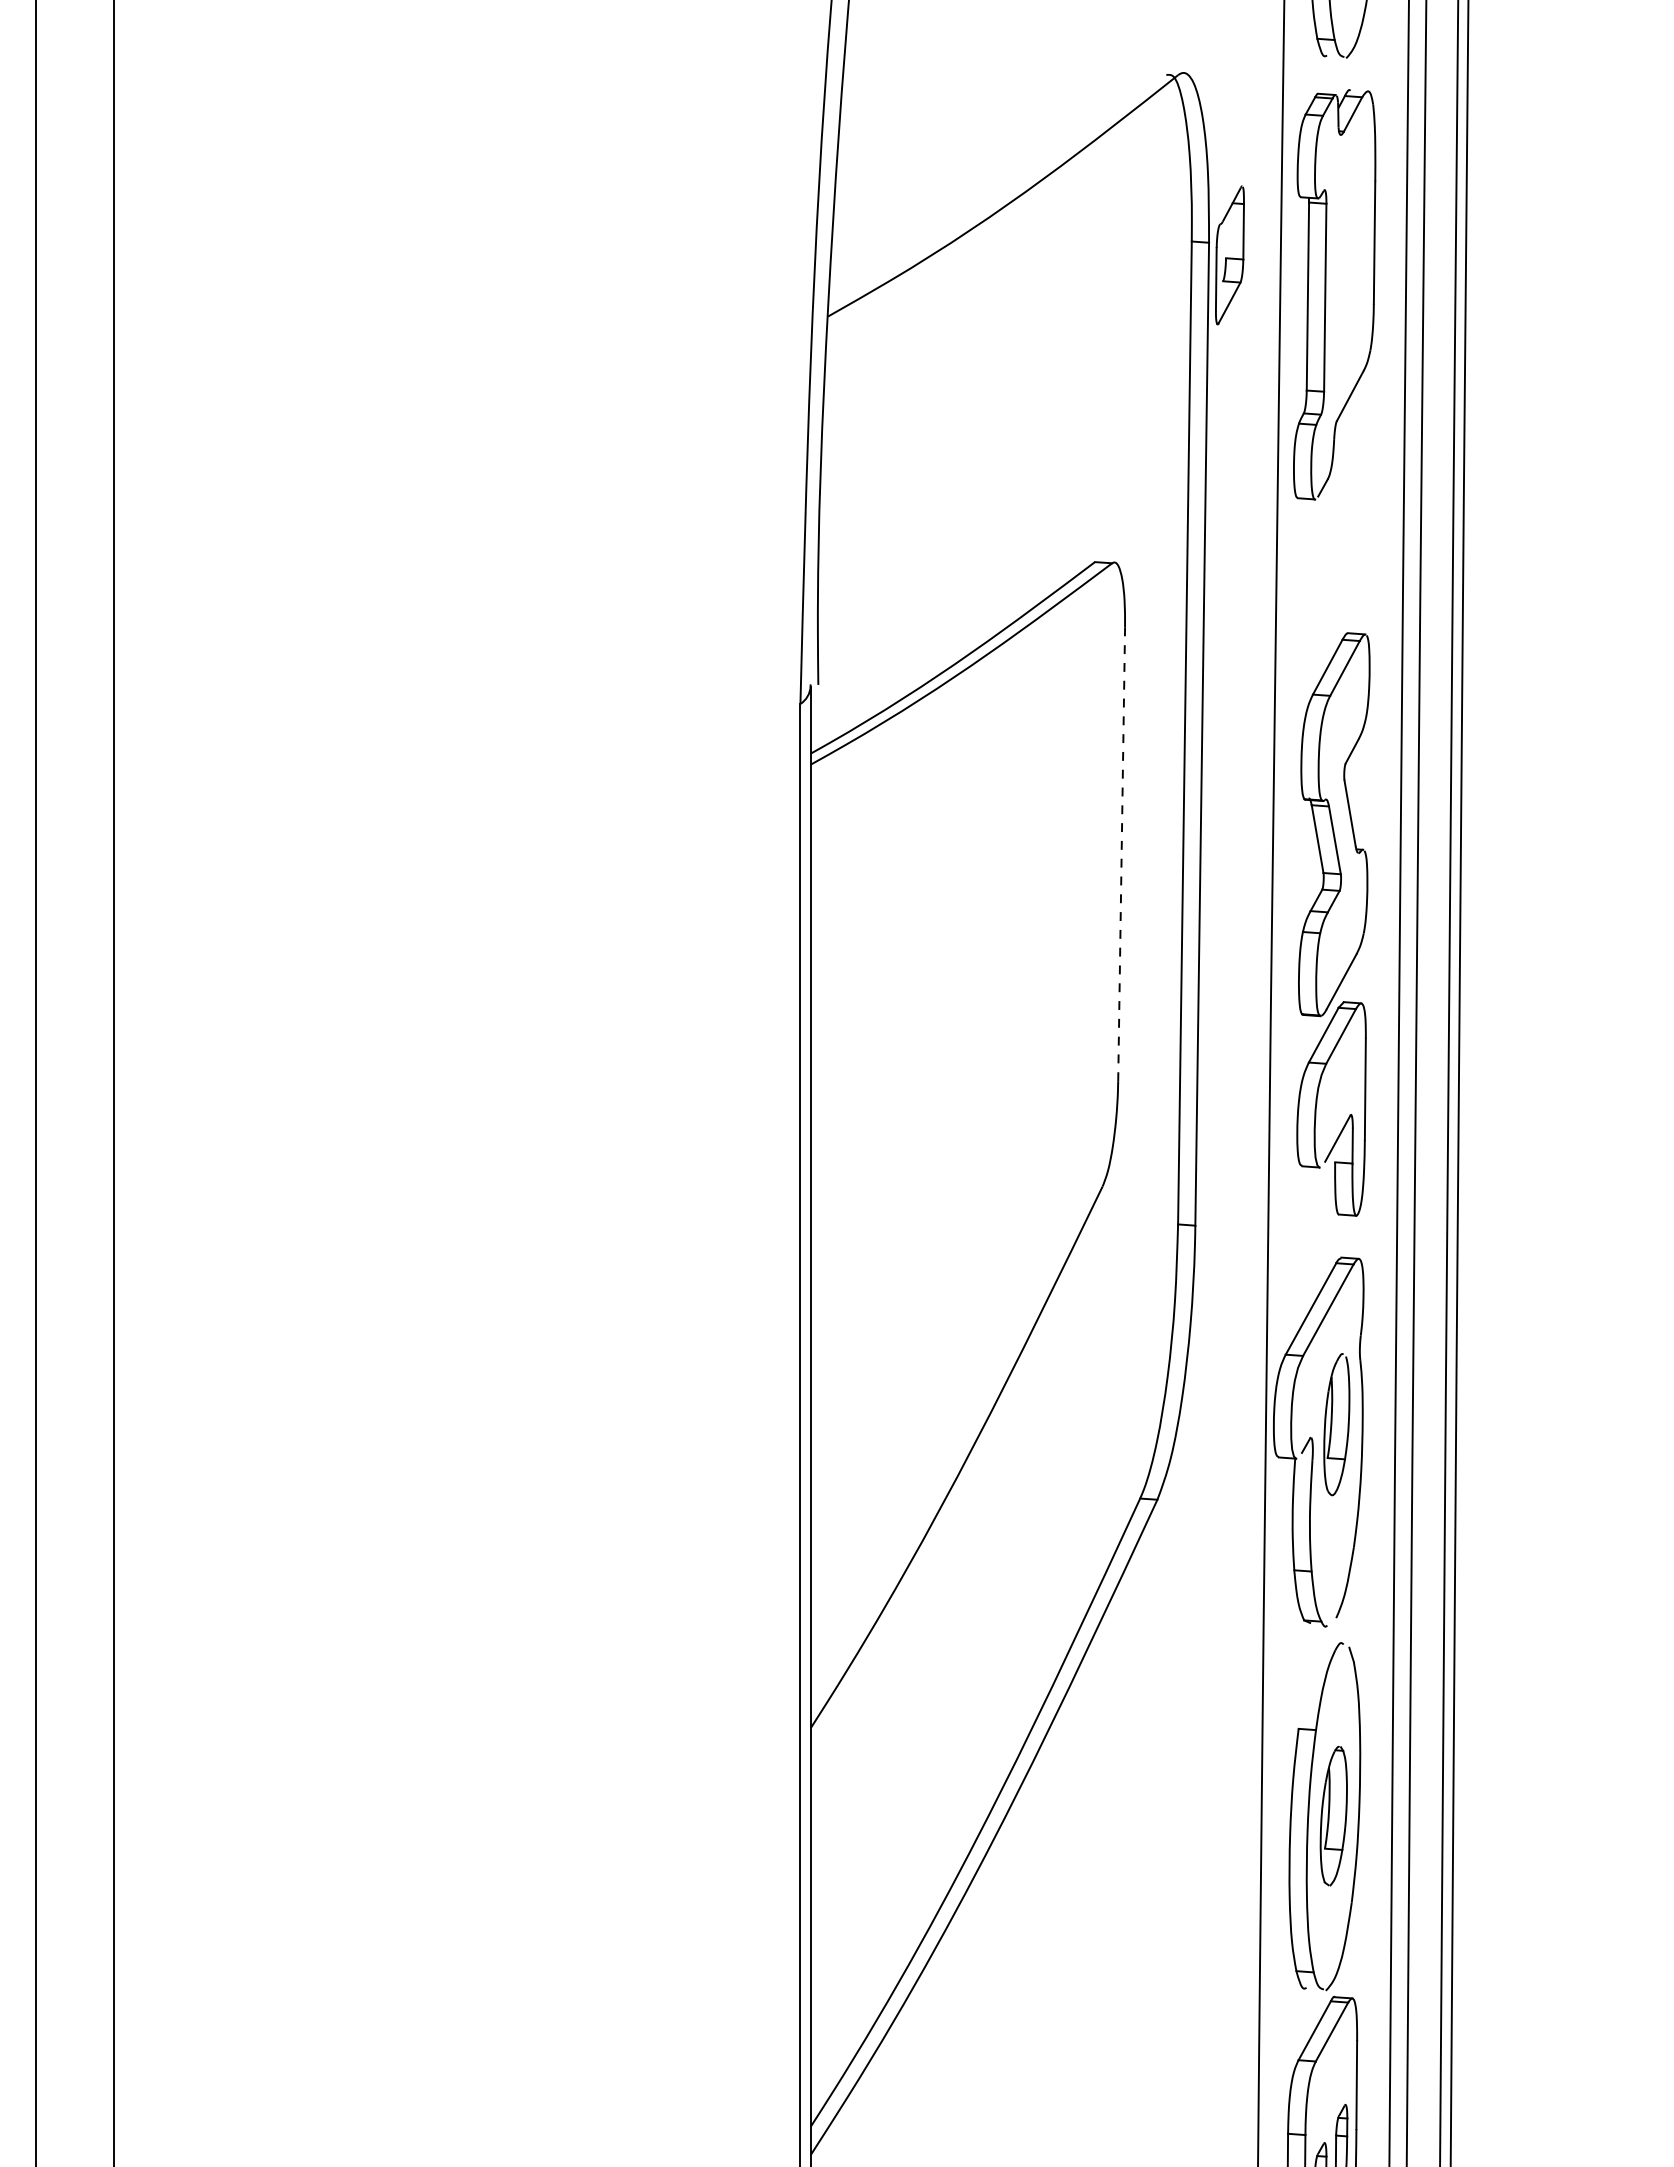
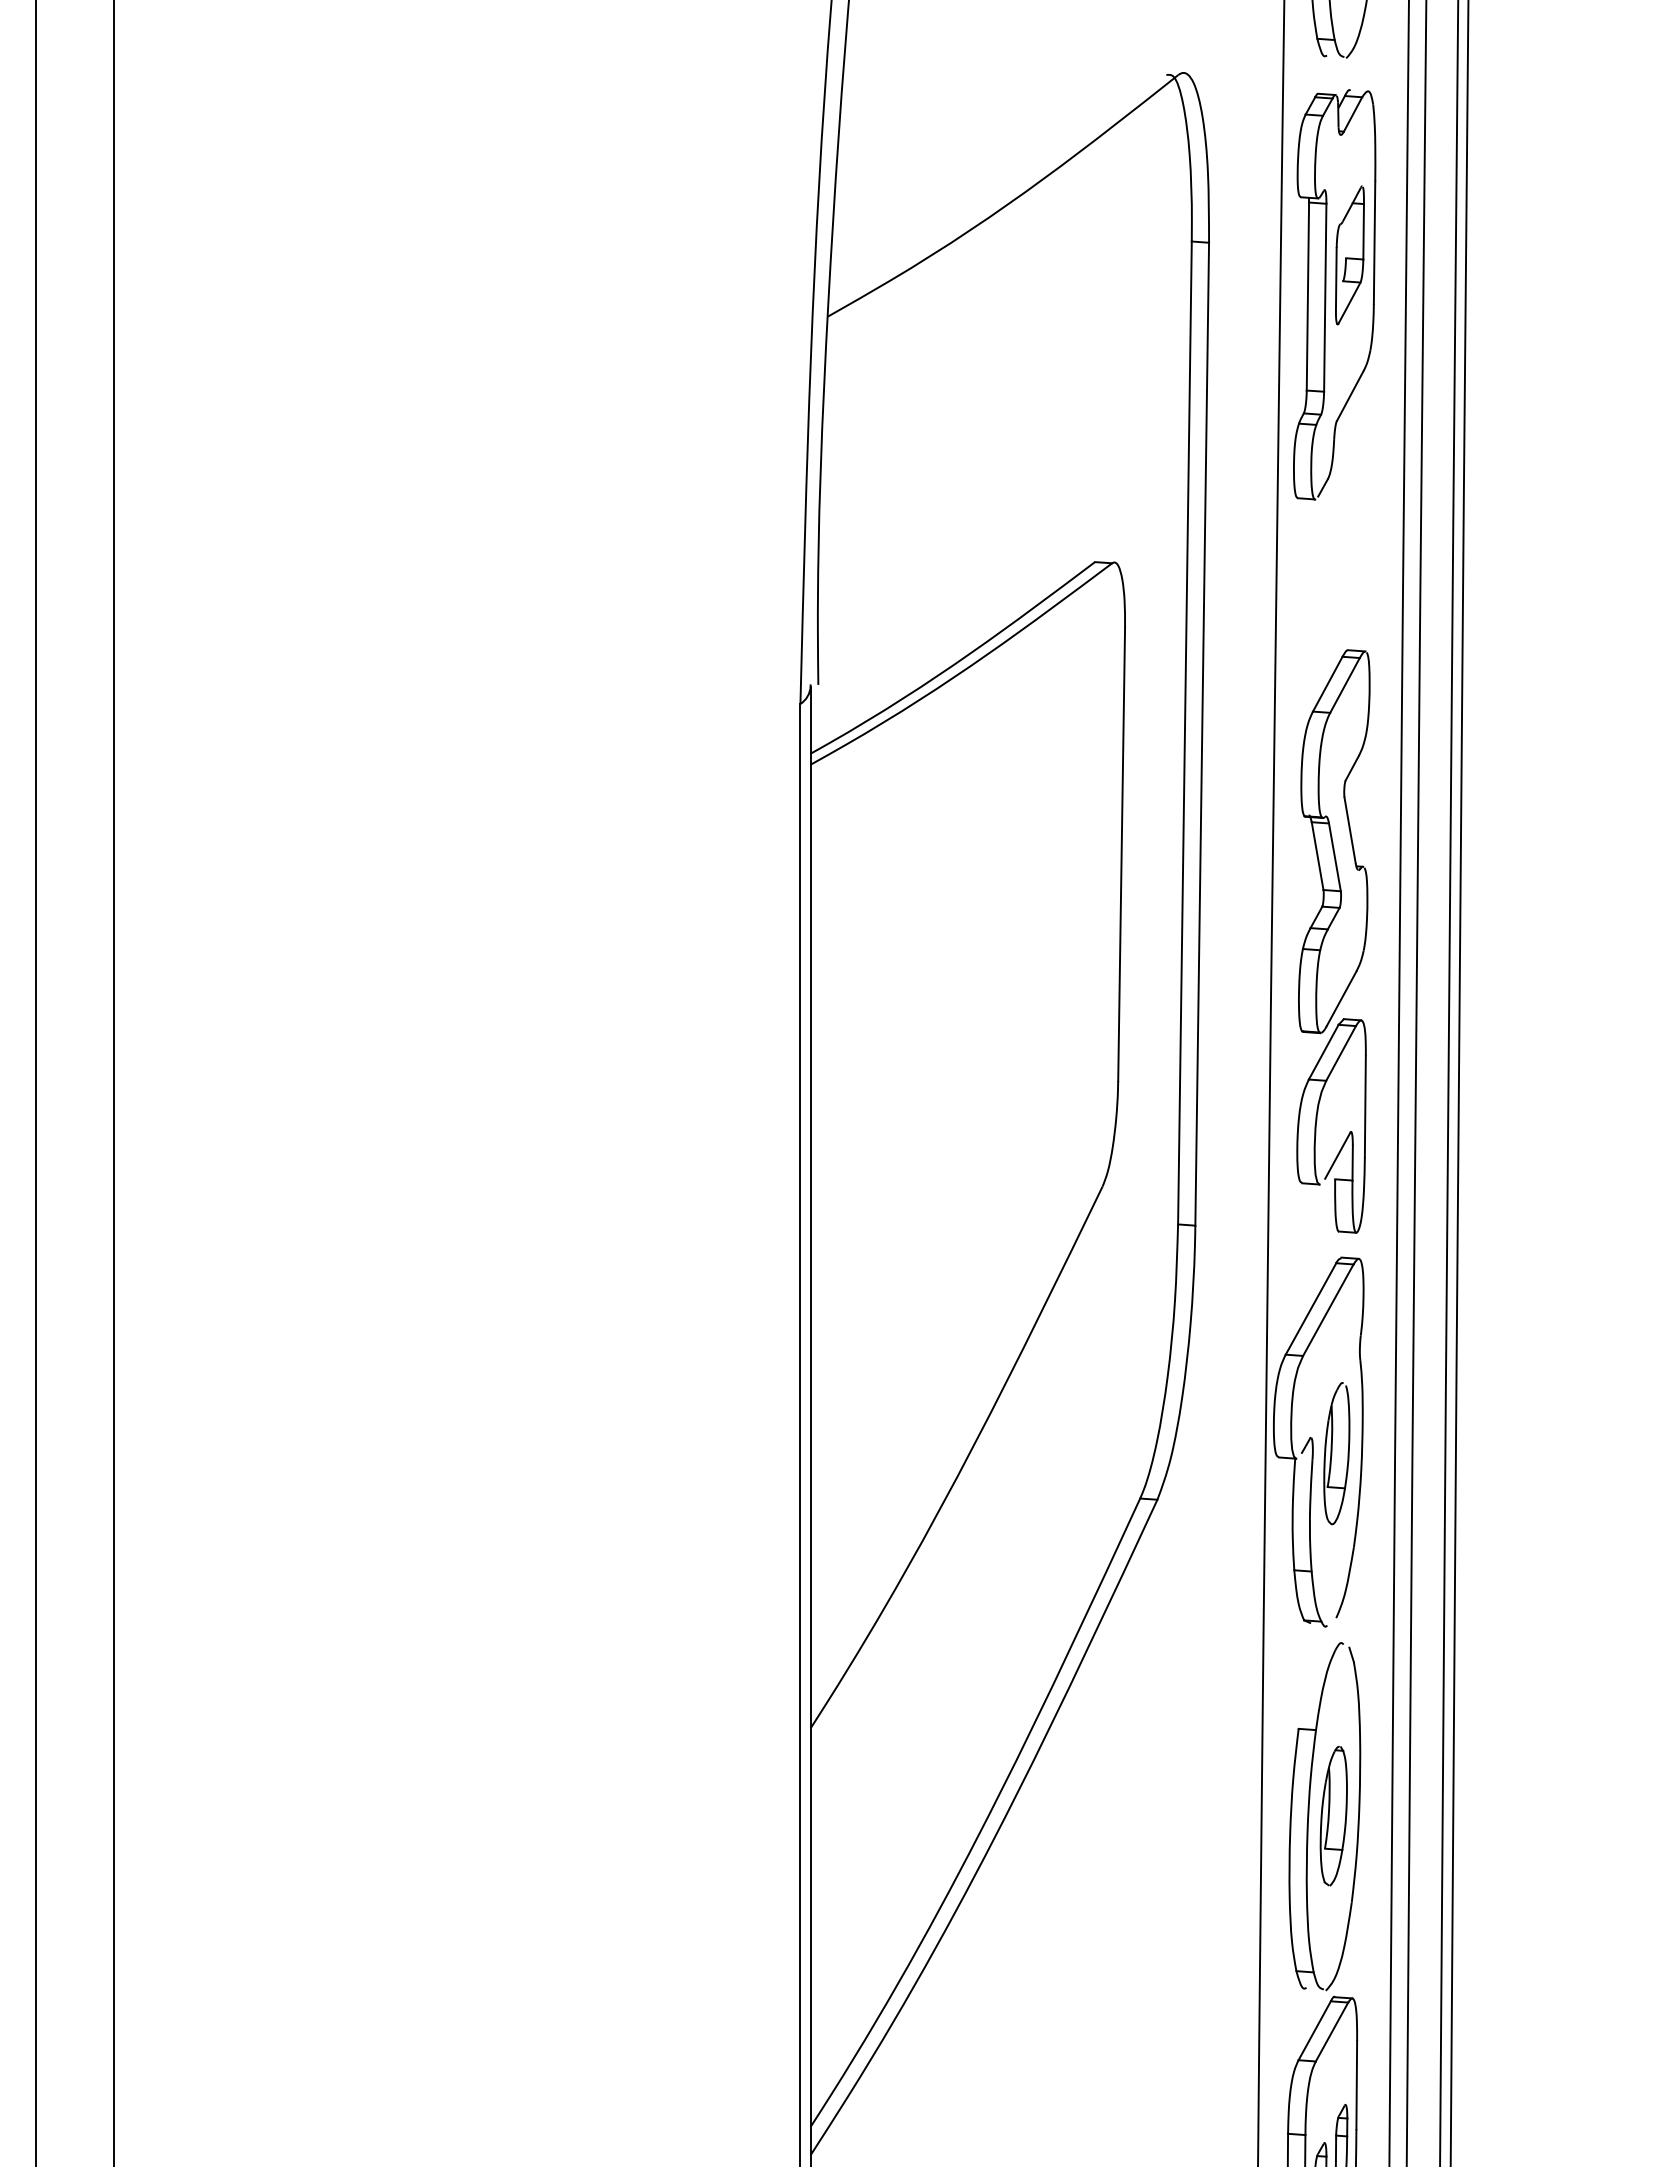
part position: (1229, 255) -> (1349, 255) (1349, 255)
line: dashed -> solid (1121, 854)
part position: (1333, 924) -> (1333, 941) (1333, 941)
part position: (1336, 1424) -> (1336, 1453) (1336, 1453)
